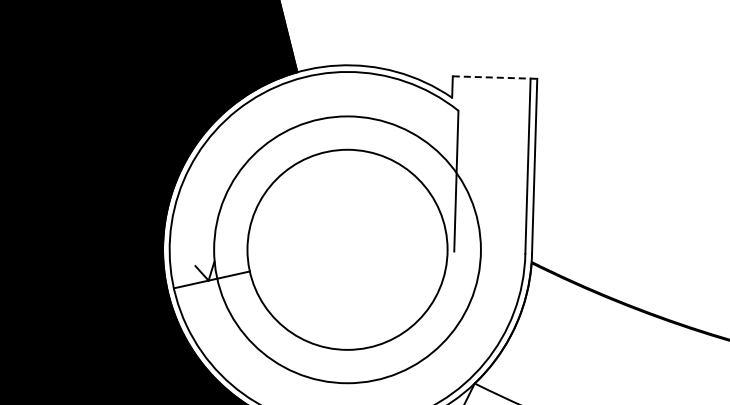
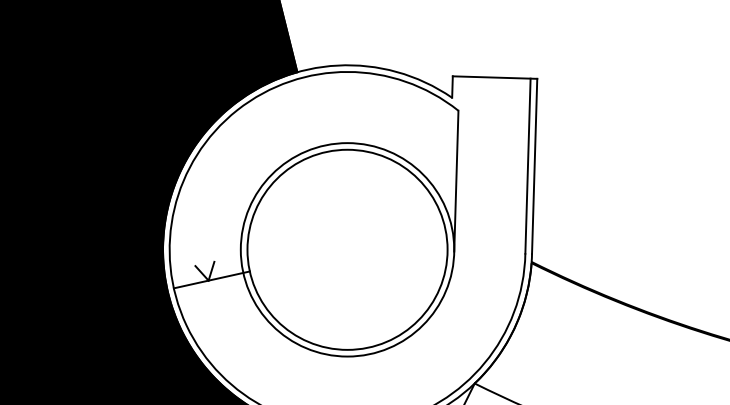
line: dashed -> solid (495, 77)
circle diameter: 267 px -> 213 px (347, 249)
